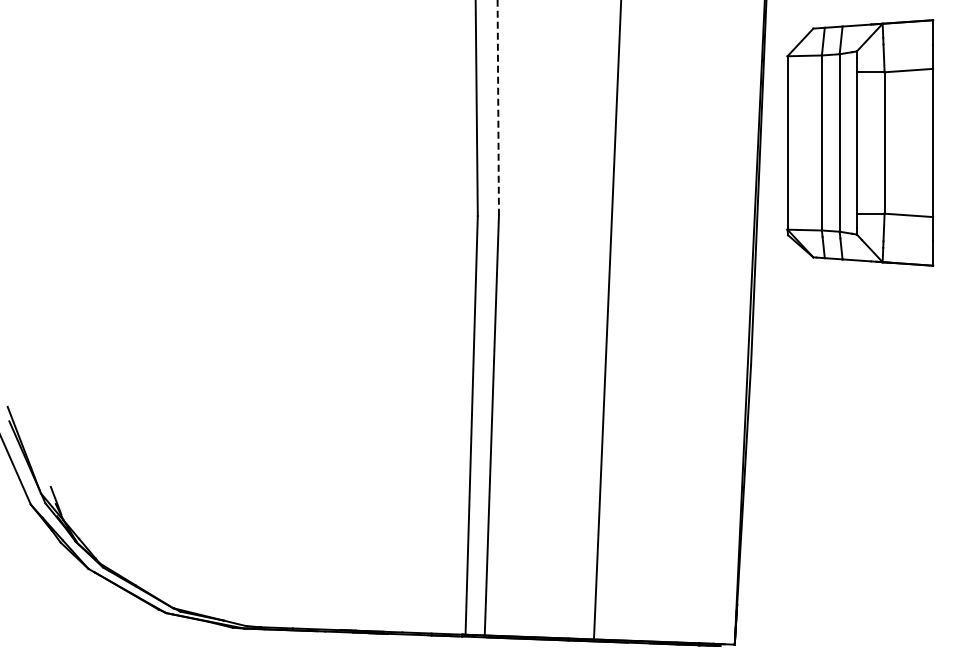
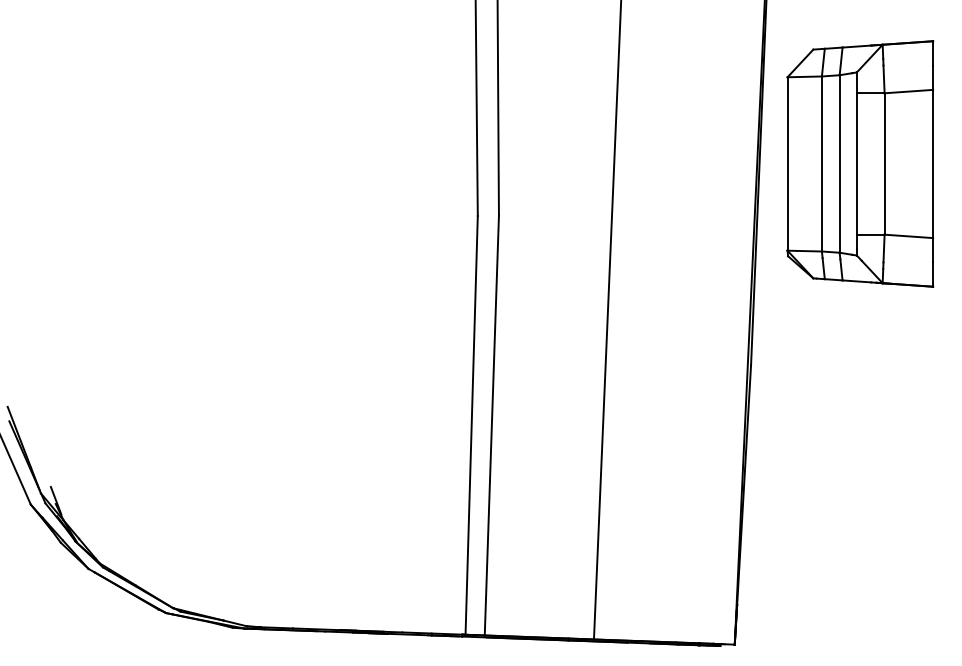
line: dashed -> solid (498, 107)
part position: (860, 142) -> (860, 163) (860, 163)
